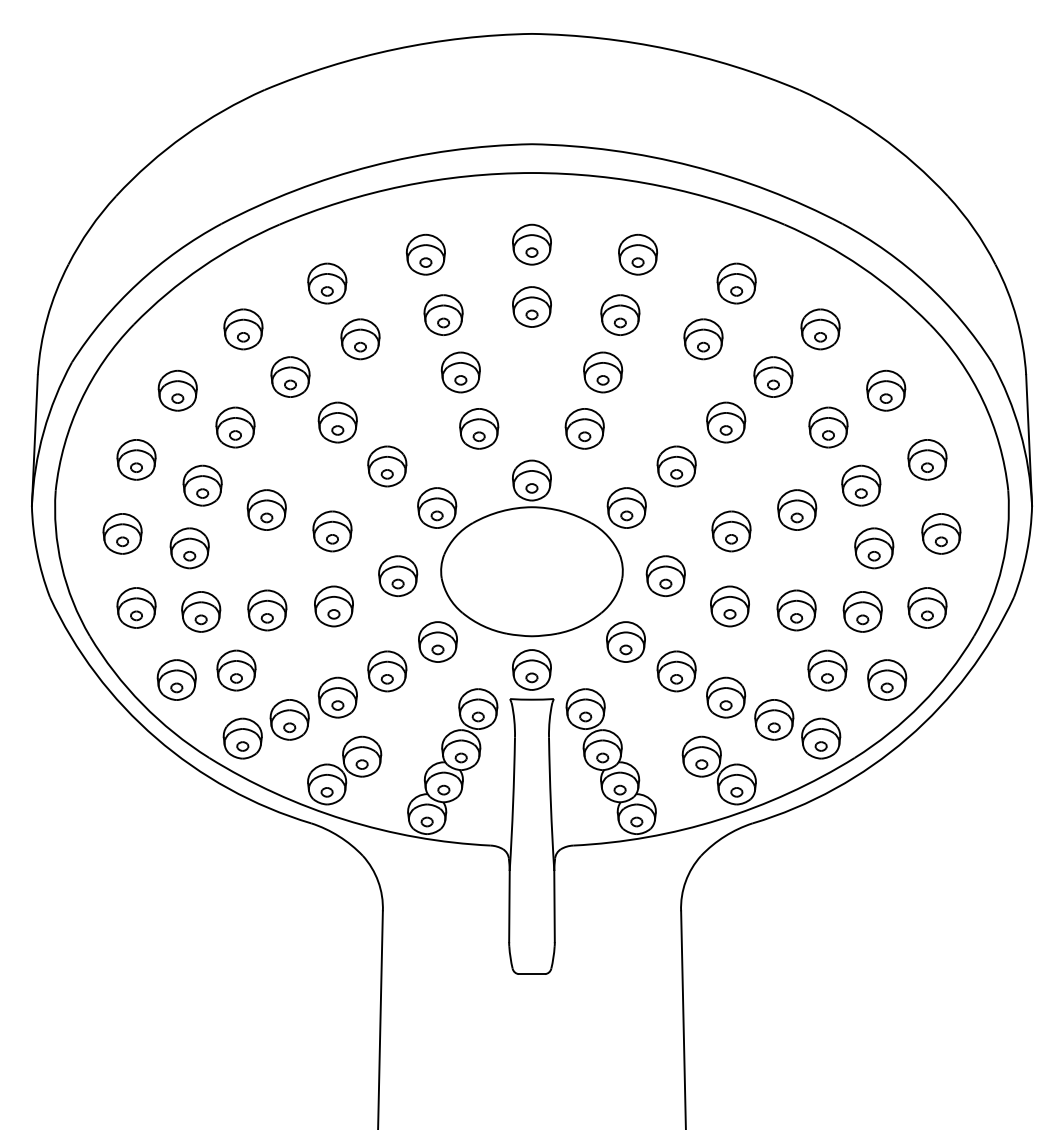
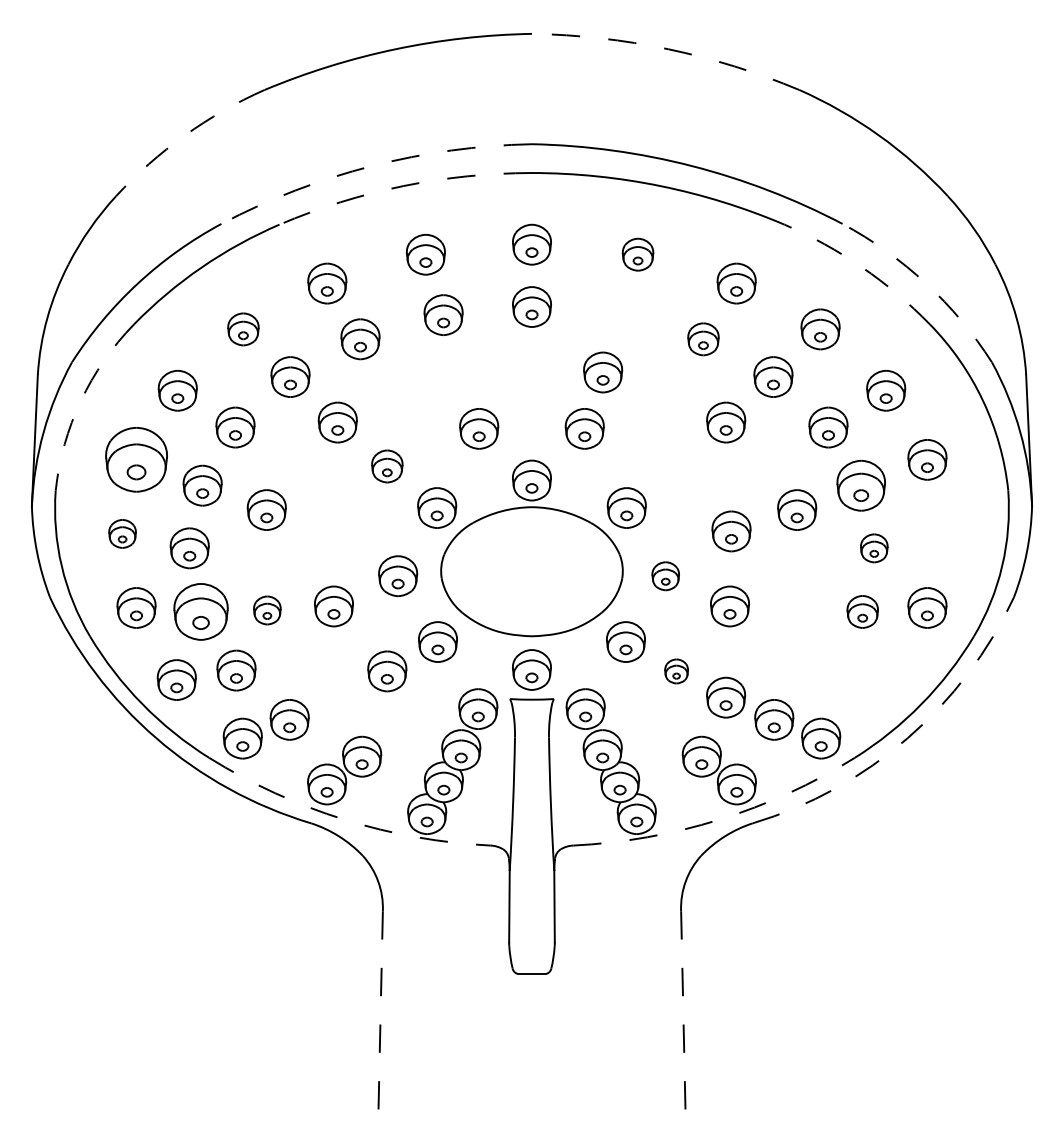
arc: solid -> dashed (668, 49)
arc: solid -> dashed (184, 135)
arc: solid -> dashed (372, 166)
arc: solid -> dashed (403, 186)
part size: 40x43 px -> 34x35 px (637, 254)
arc: solid -> dashed (862, 267)
arc: solid -> dashed (926, 283)
part: present -> none (620, 314)
part size: 41x43 px -> 33x35 px (243, 329)
part size: 41x43 px -> 33x35 px (703, 339)
part: present -> none (460, 372)
arc: solid -> dashed (80, 401)
part size: 41x42 px -> 63x66 px (136, 459)
part size: 41x43 px -> 33x35 px (387, 466)
part: present -> none (676, 466)
part size: 41x43 px -> 50x53 px (860, 485)
part: present -> none (332, 531)
part size: 41x42 px -> 29x30 px (122, 533)
part: present -> none (941, 533)
part size: 41x43 px -> 29x31 px (874, 548)
part size: 41x43 px -> 29x31 px (665, 576)
part size: 41x43 px -> 29x31 px (267, 610)
part: present -> none (796, 610)
part size: 41x42 px -> 56x58 px (200, 611)
part size: 41x42 px -> 33x34 px (862, 611)
part: present -> none (827, 670)
part size: 41x43 px -> 25x27 px (676, 671)
part: present -> none (887, 679)
part: present -> none (337, 697)
arc: solid -> dashed (907, 738)
arc: solid -> dashed (344, 819)
arc: solid -> dashed (719, 819)
line: solid -> dashed (380, 1020)
line: solid -> dashed (683, 1020)
